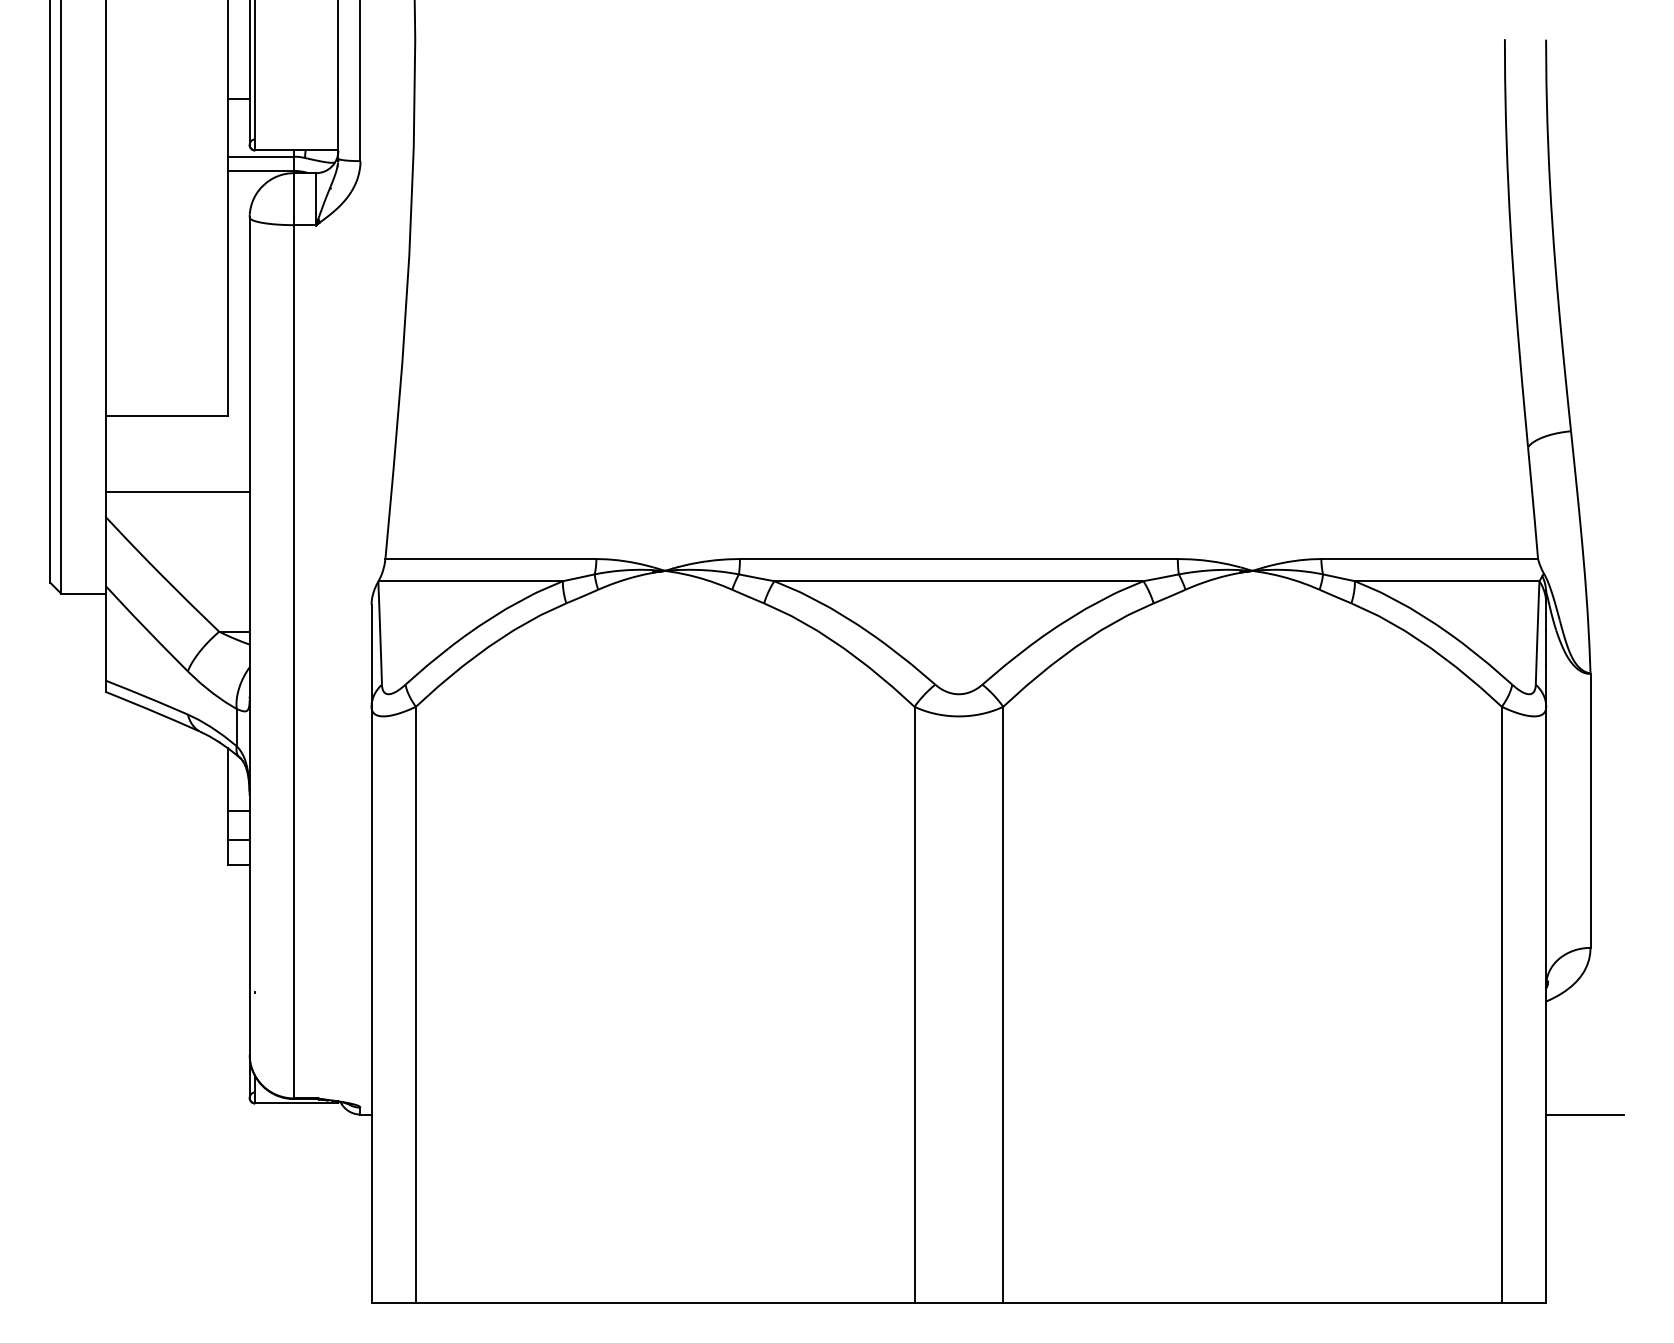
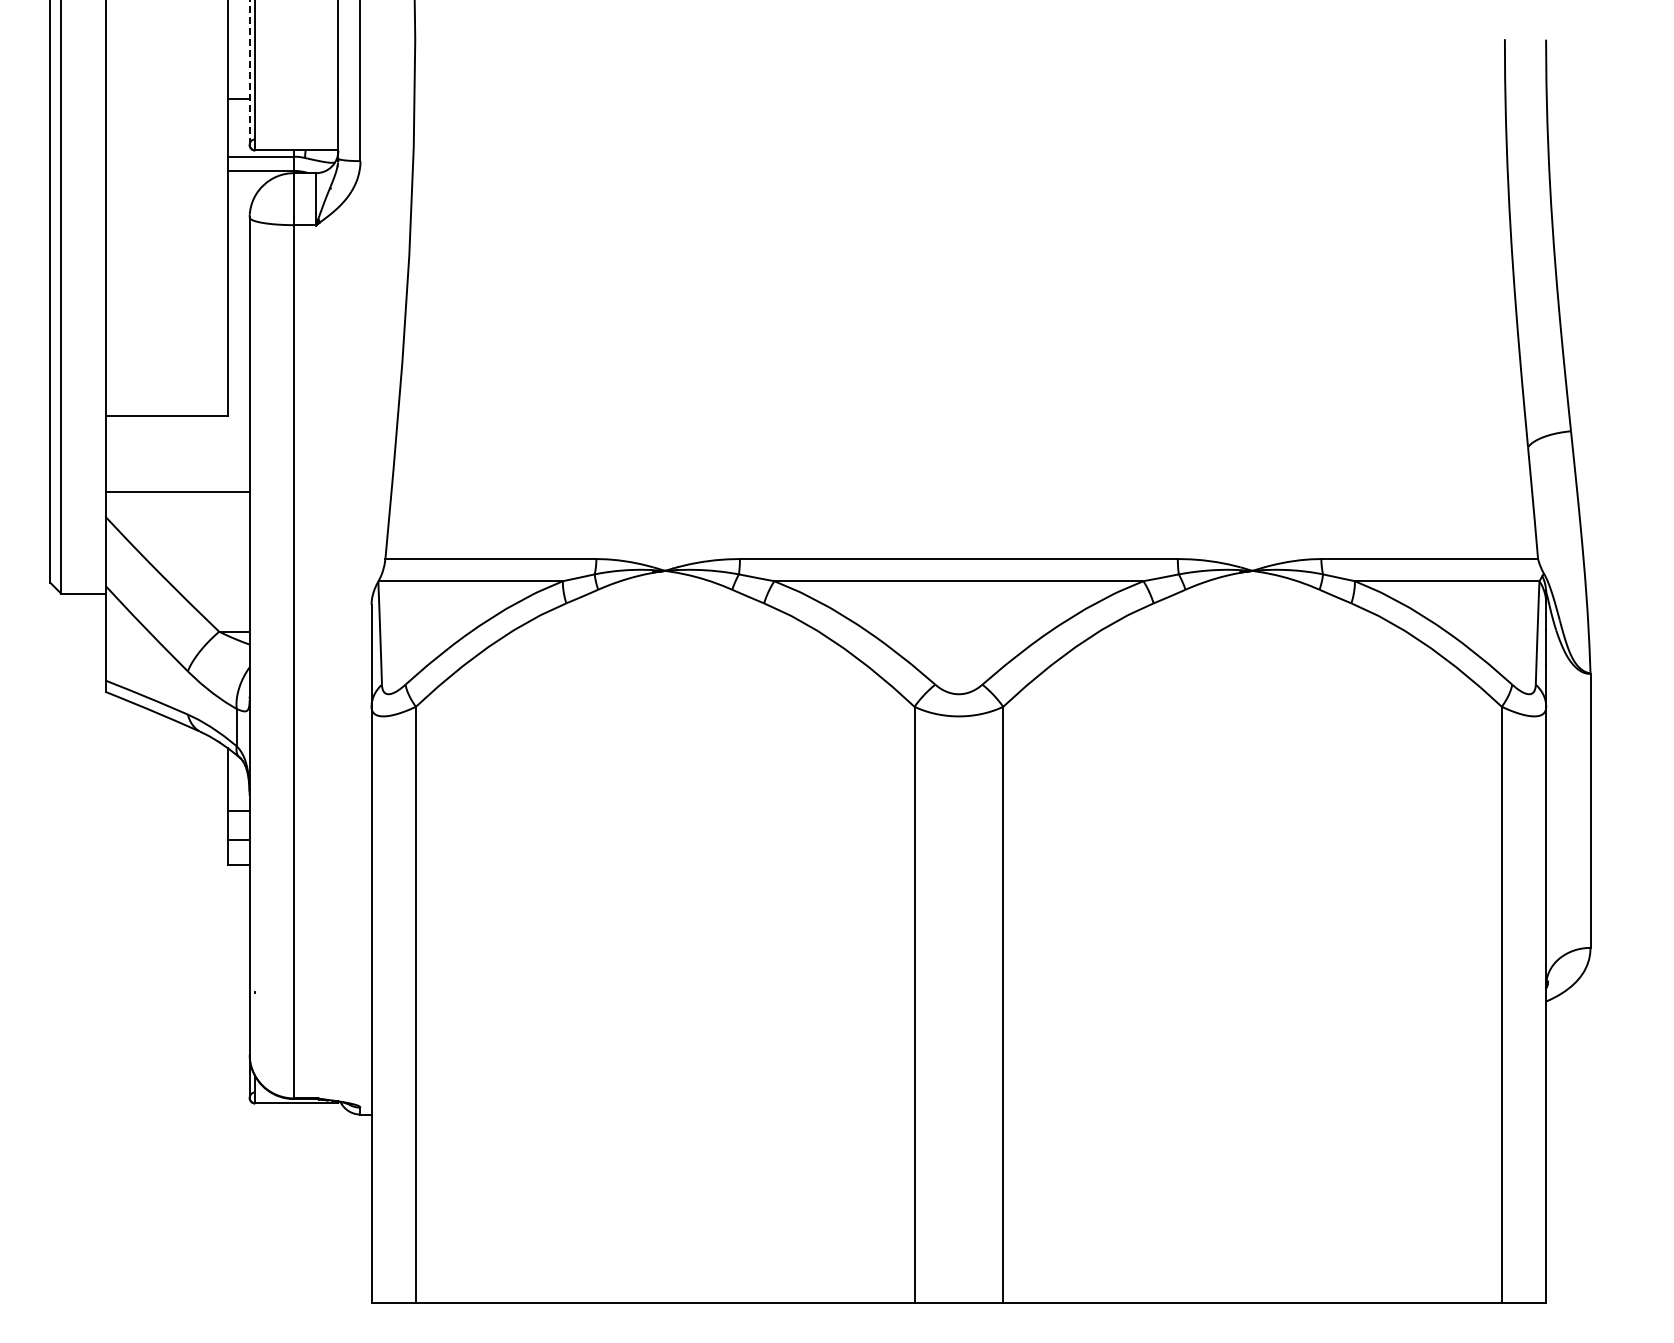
line: solid -> dashed (249, 72)
line: present -> none (1584, 1114)
